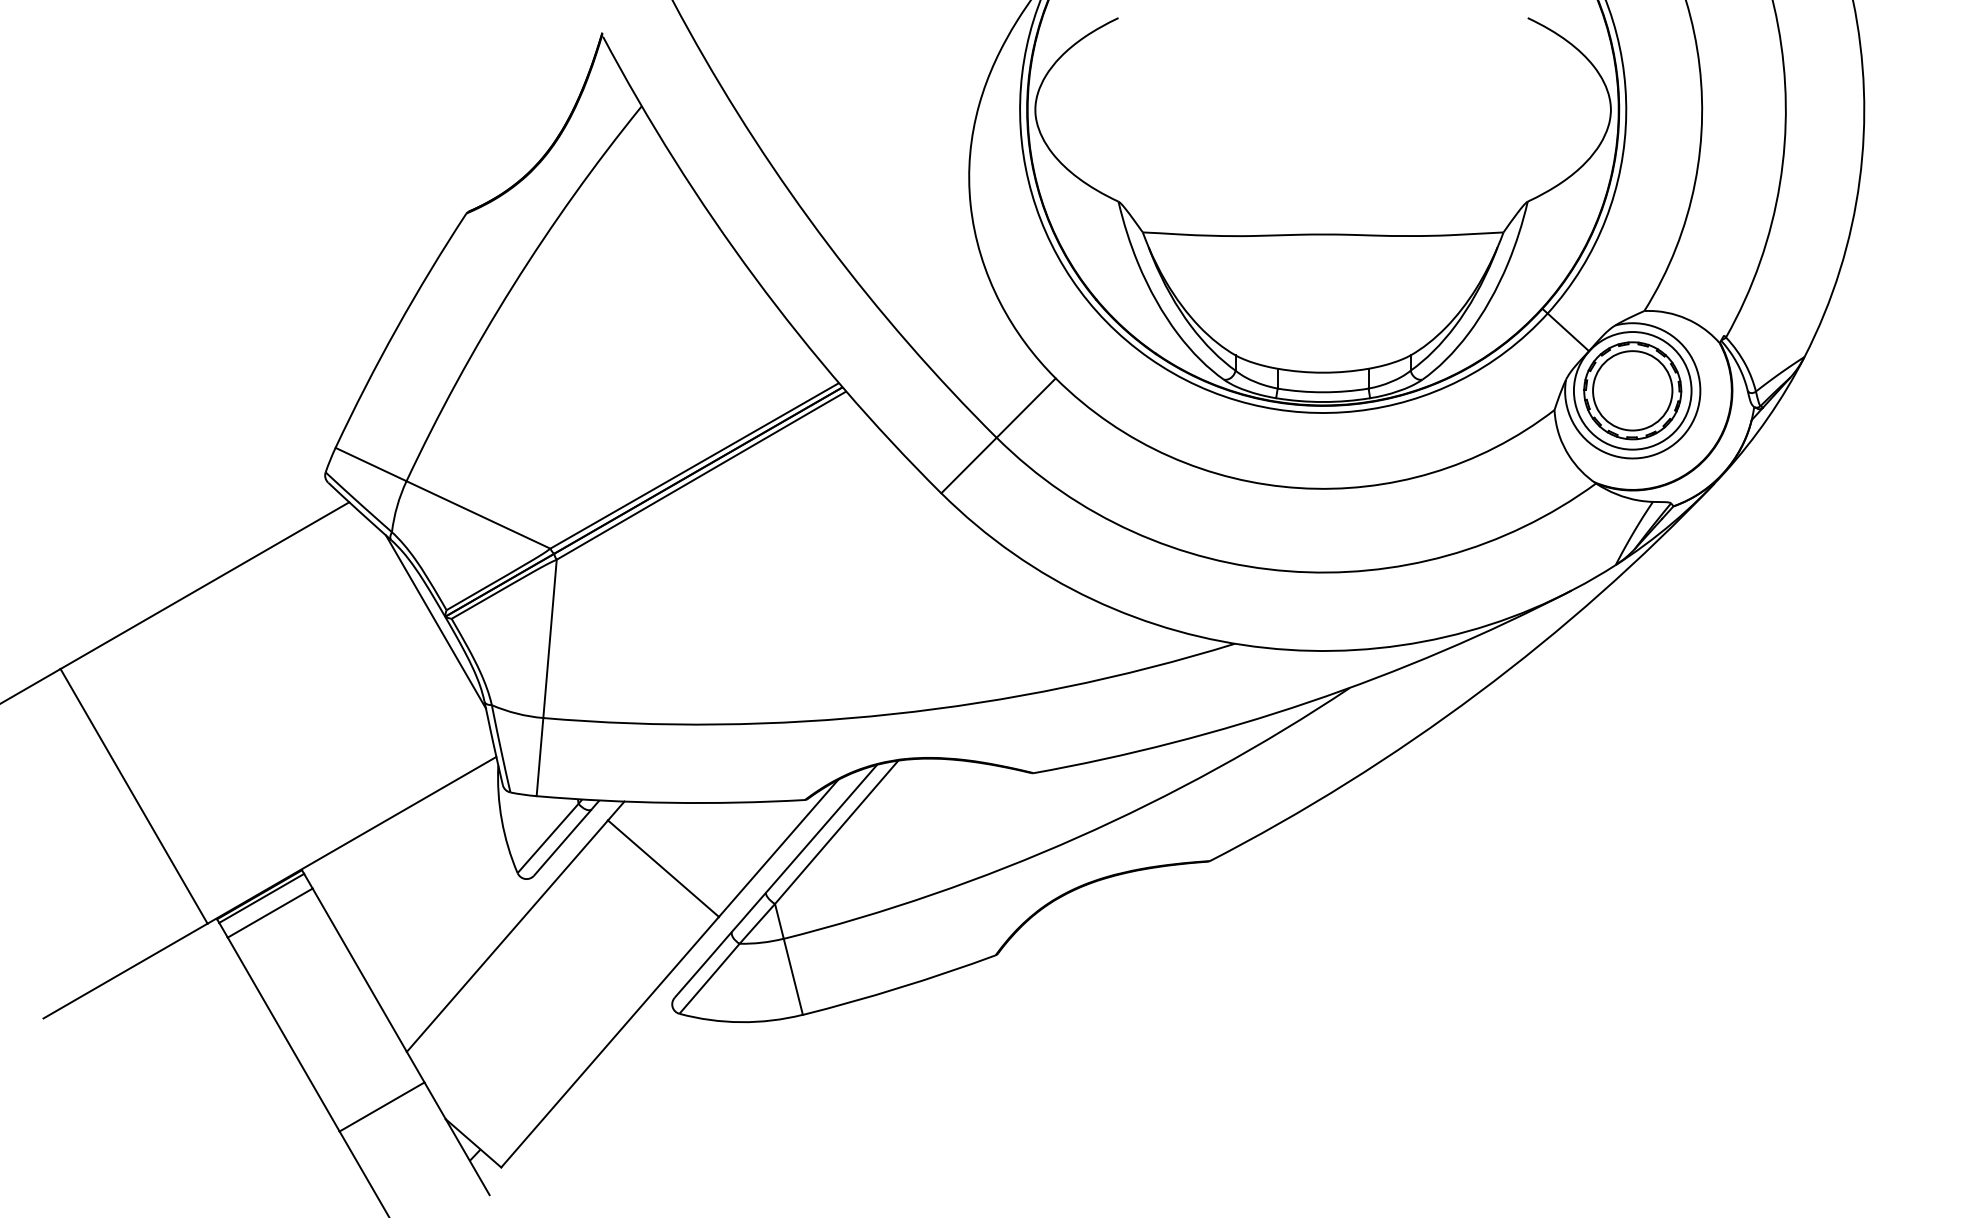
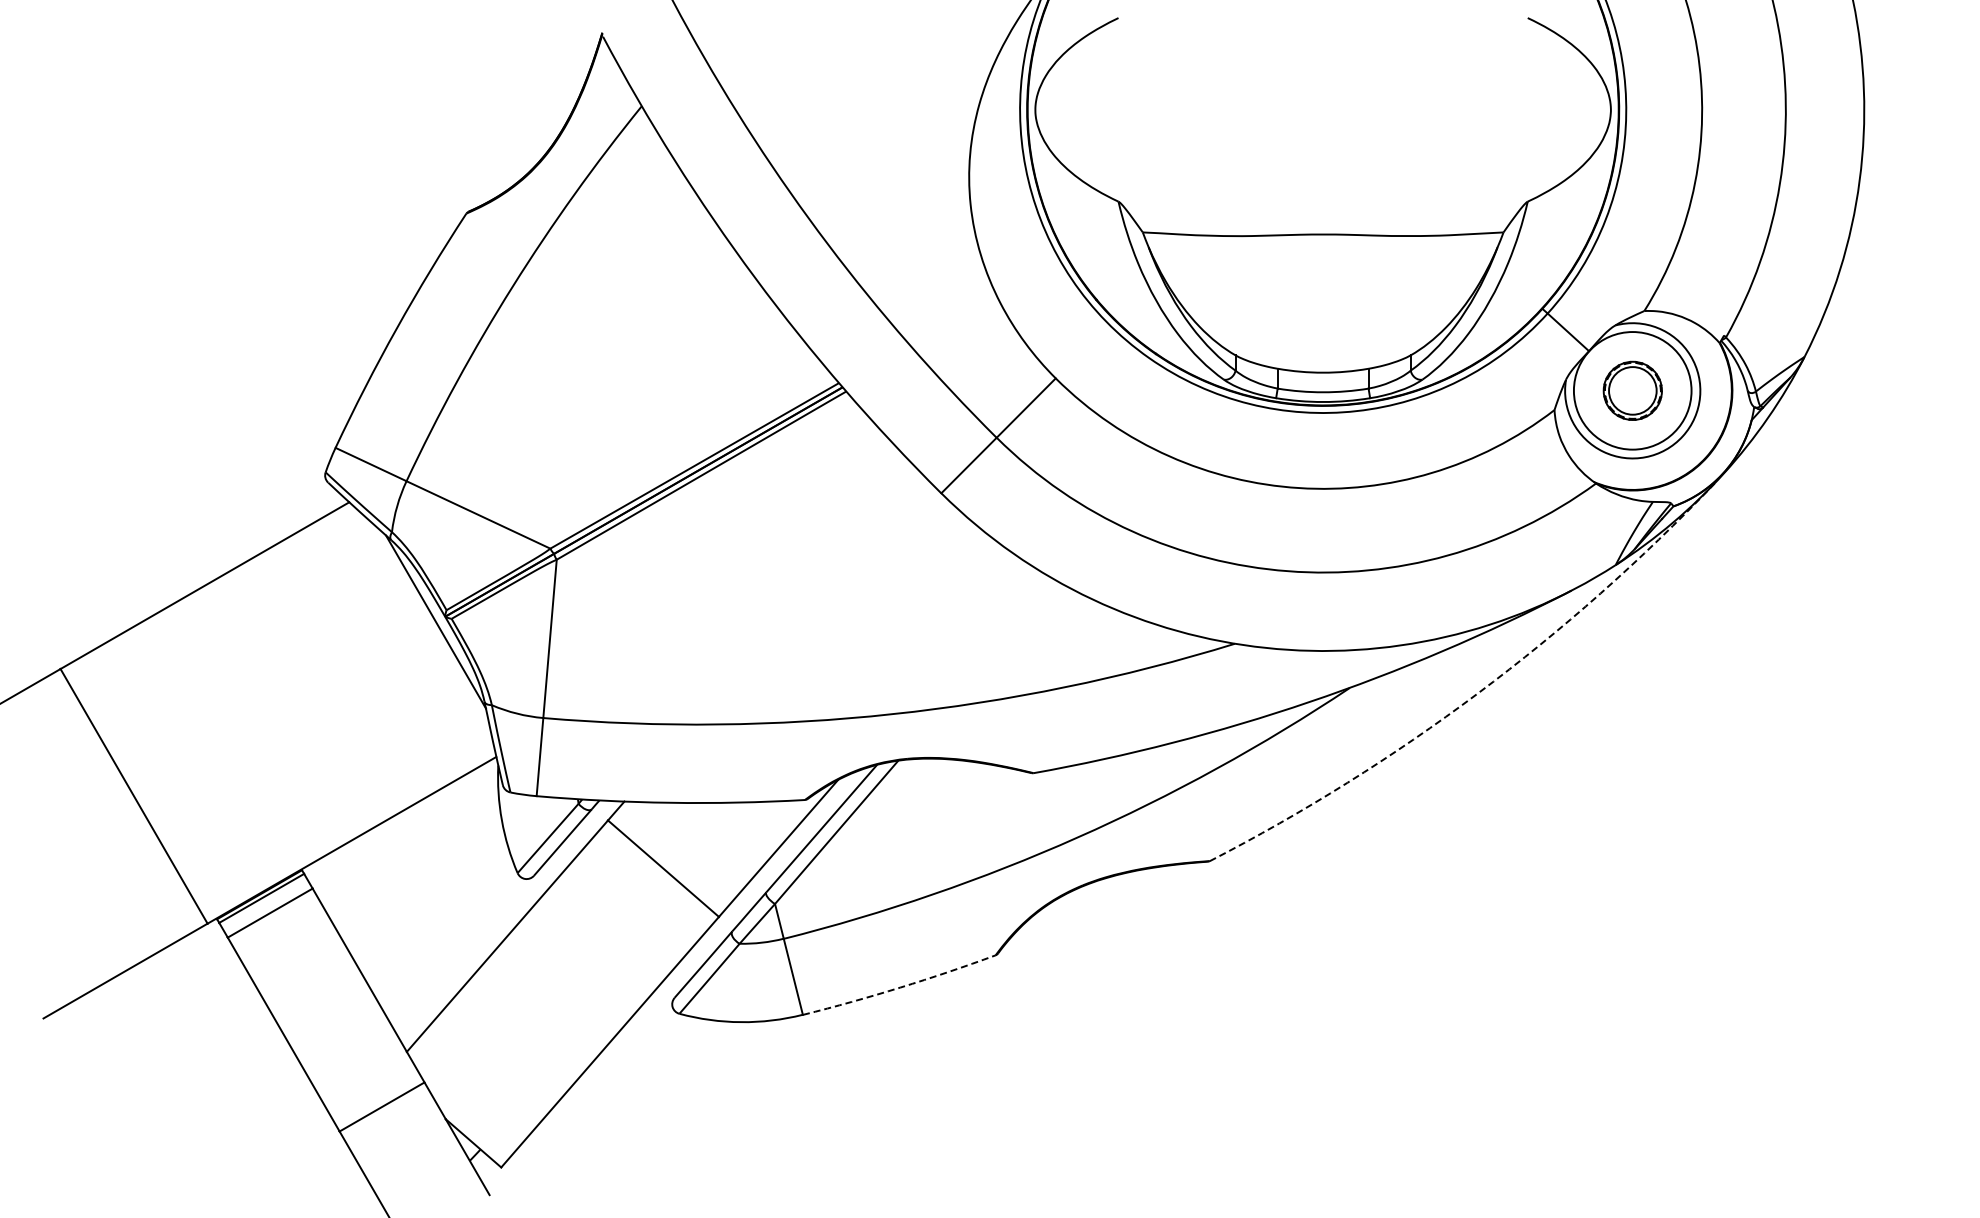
part size: 100x100 px -> 61x61 px (1632, 390)
arc: solid -> dashed (1477, 693)
arc: solid -> dashed (900, 987)
